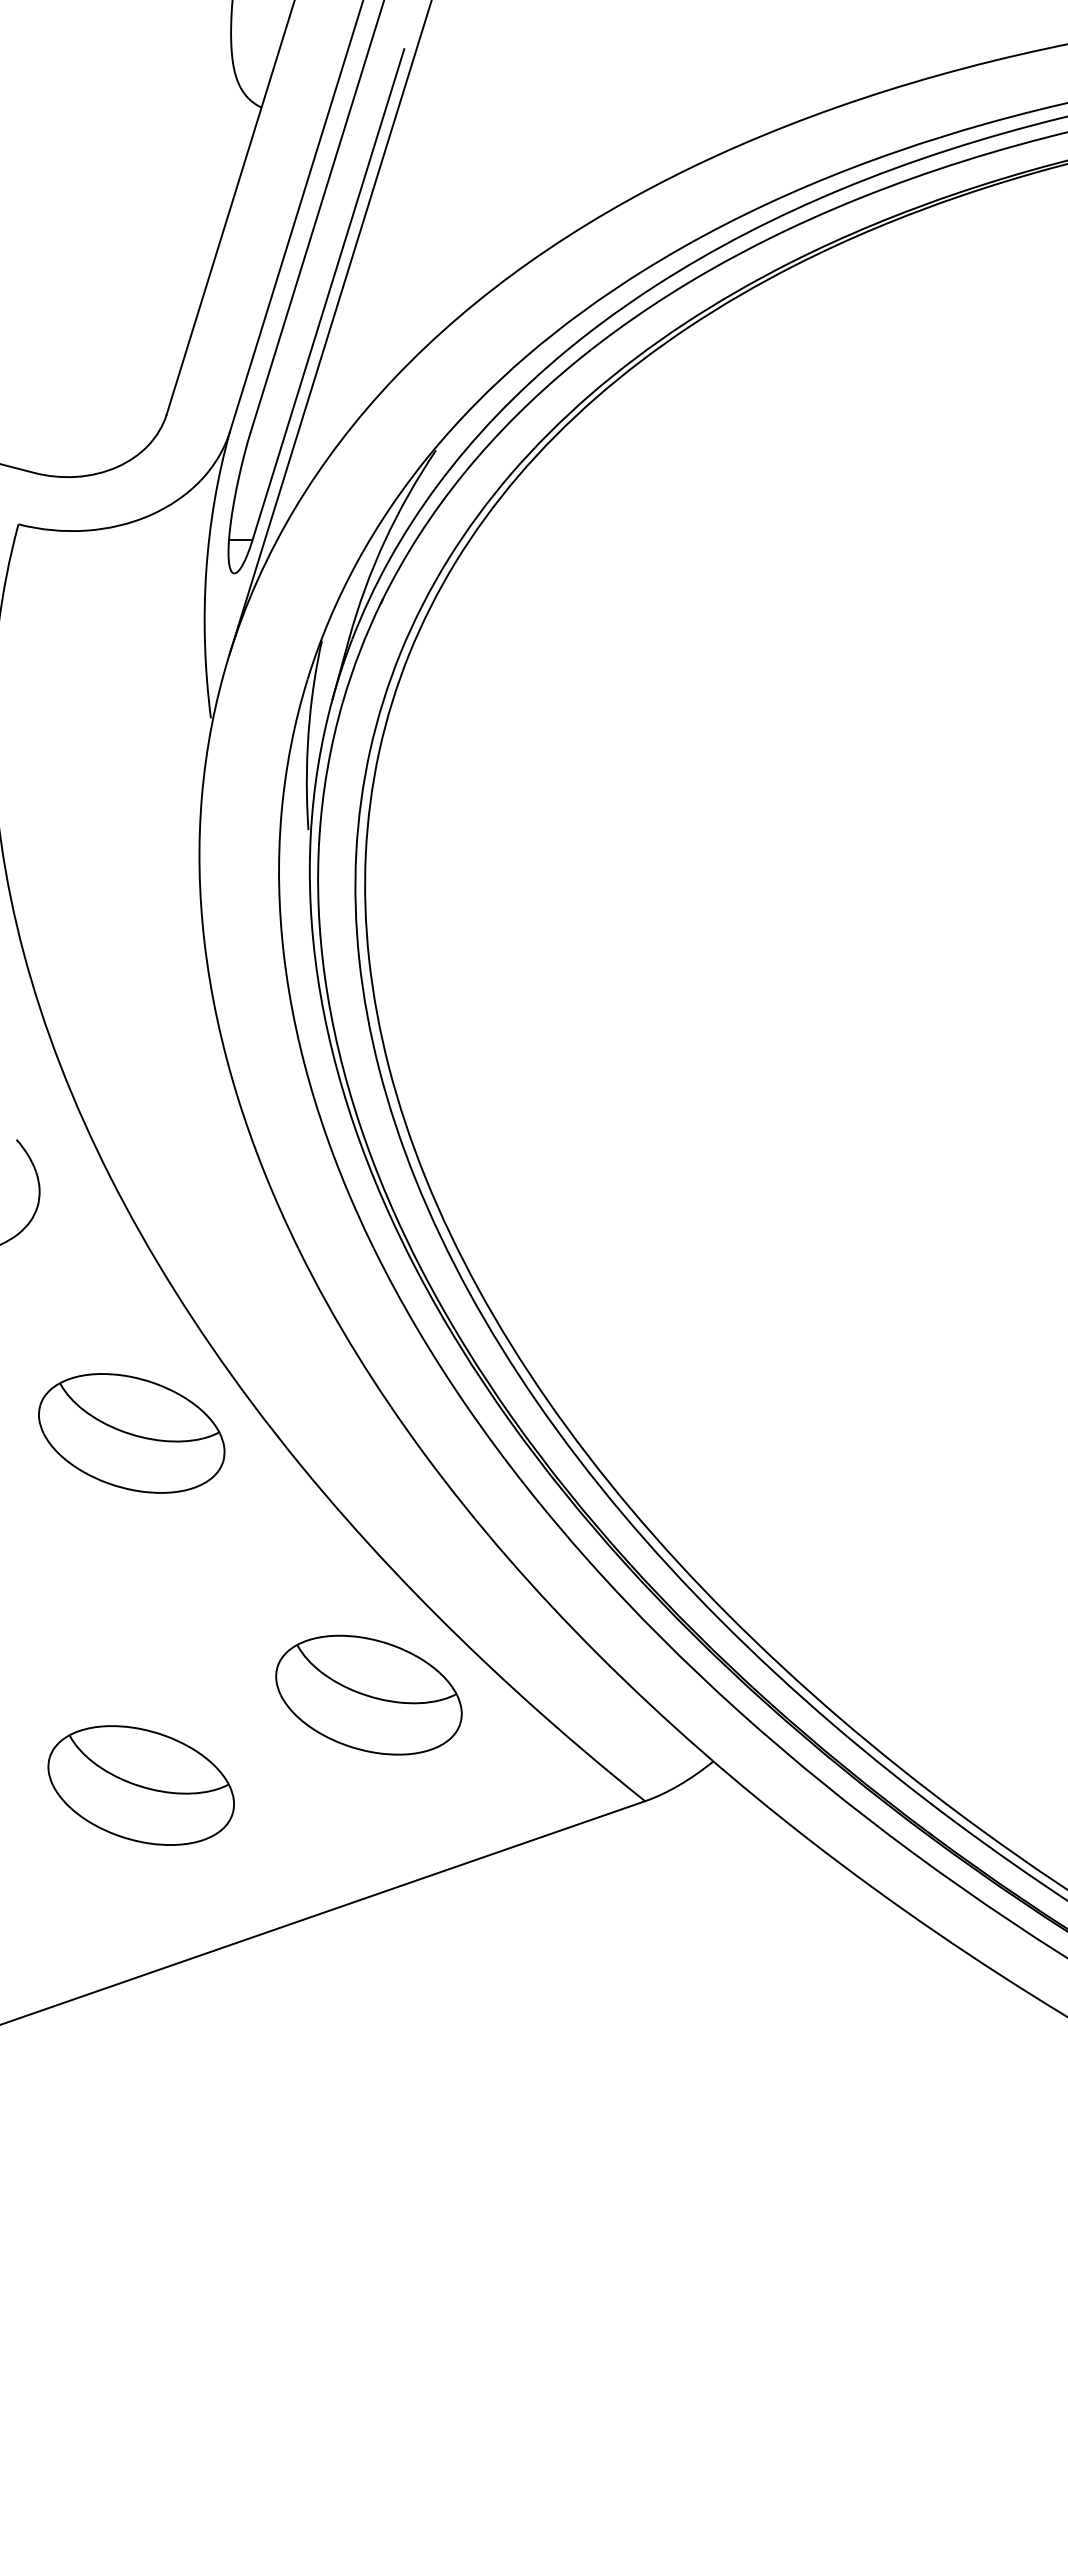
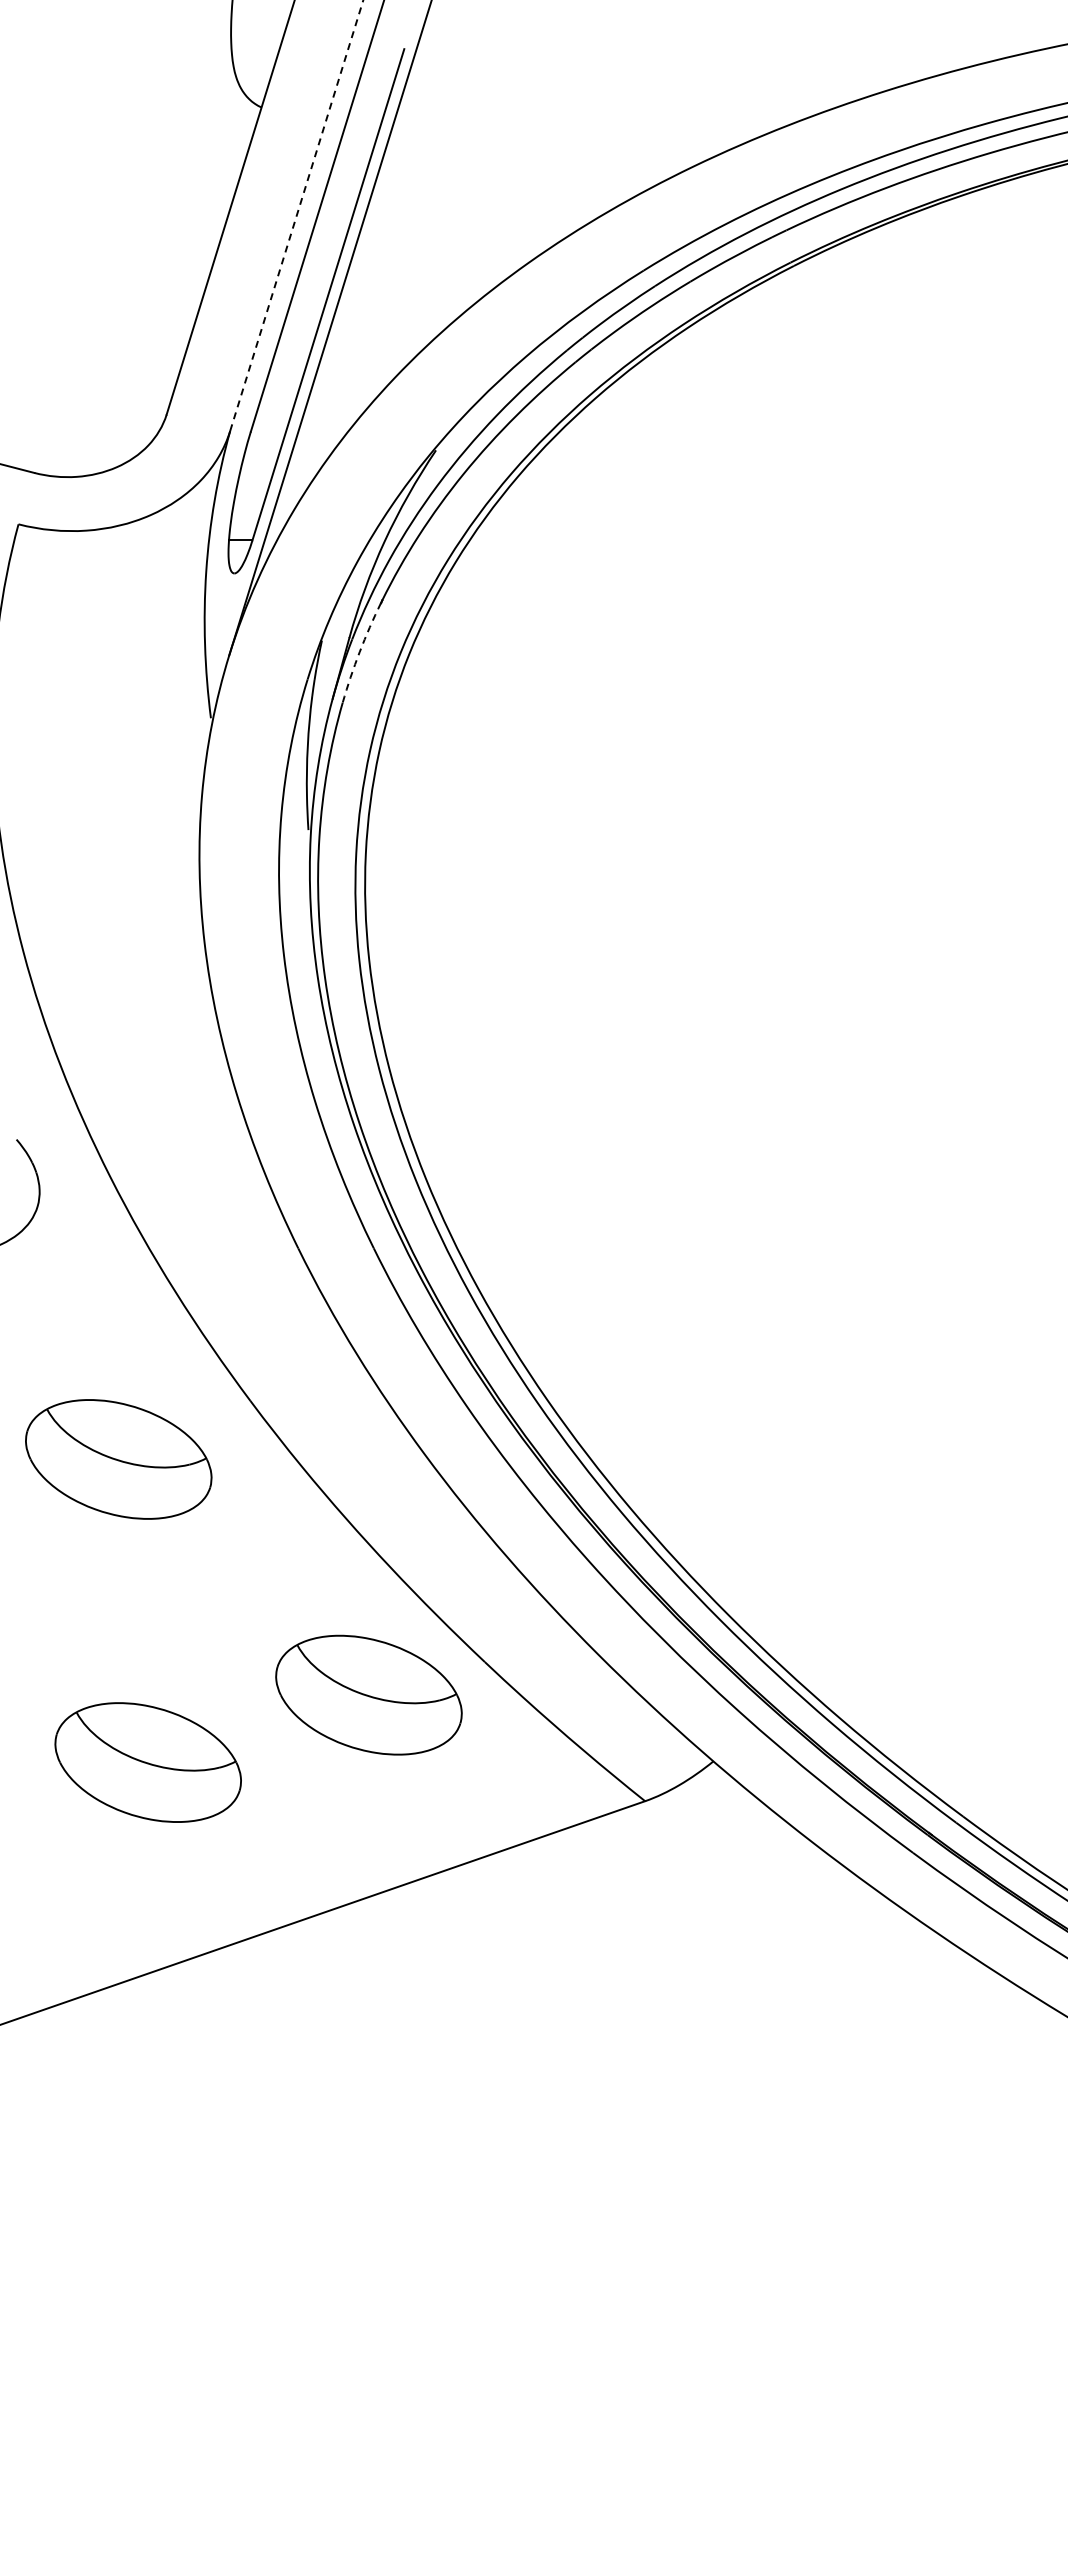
line: solid -> dashed (296, 215)
arc: solid -> dashed (359, 652)
part position: (131, 1433) -> (118, 1459) (118, 1459)
part position: (140, 1785) -> (147, 1762) (147, 1762)
